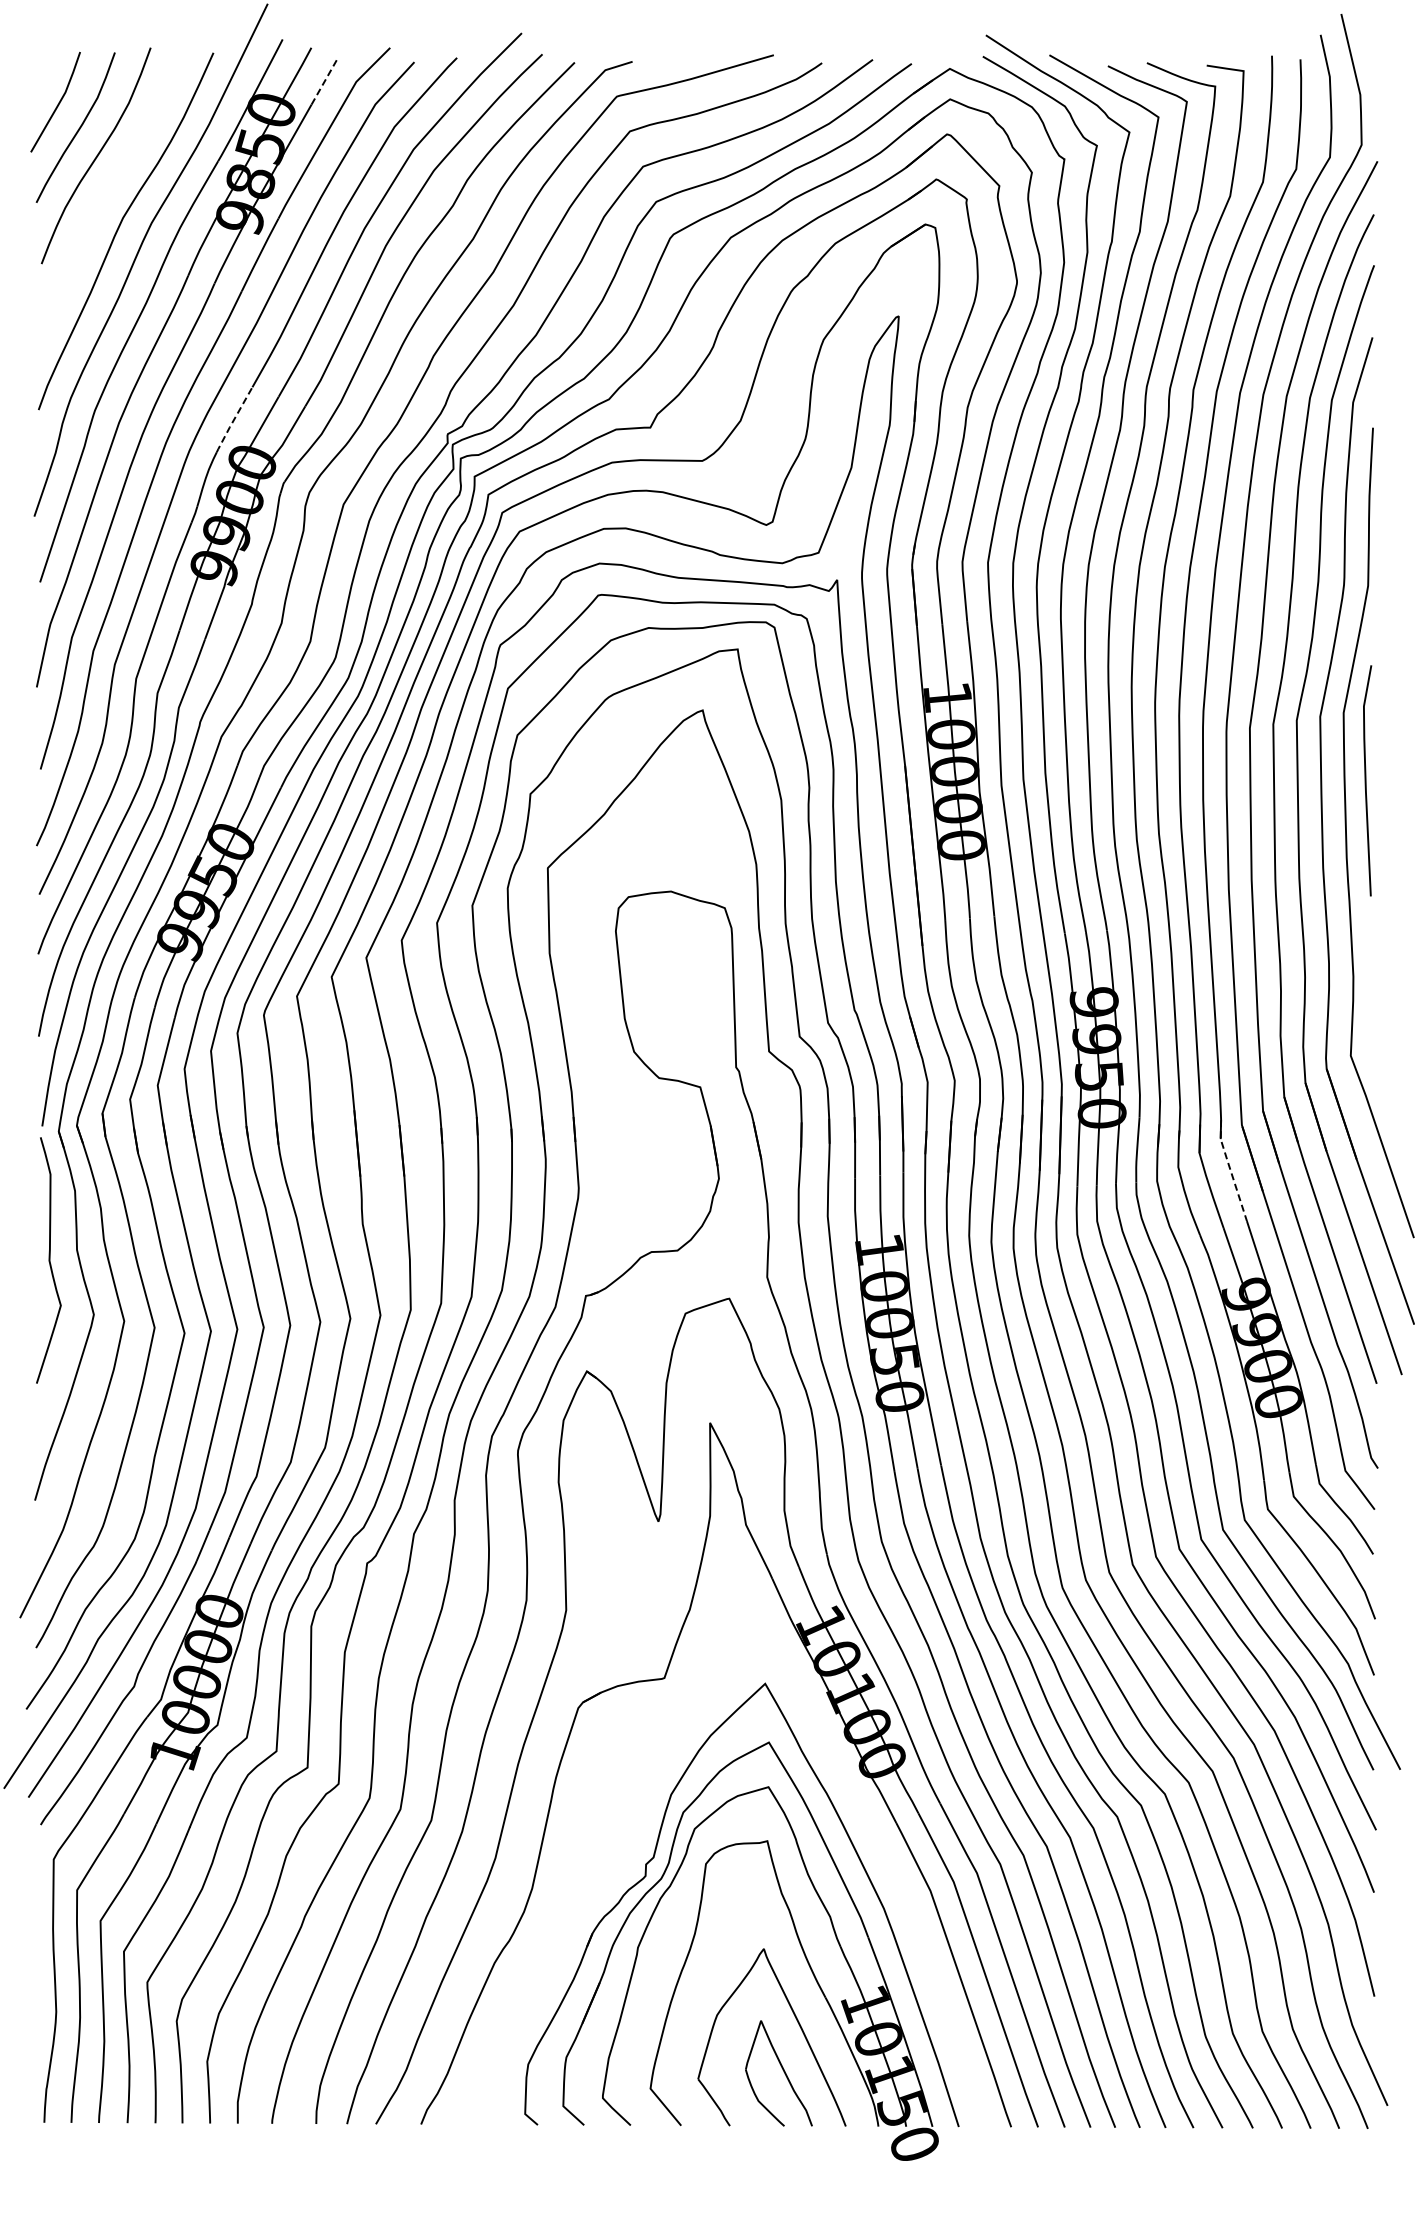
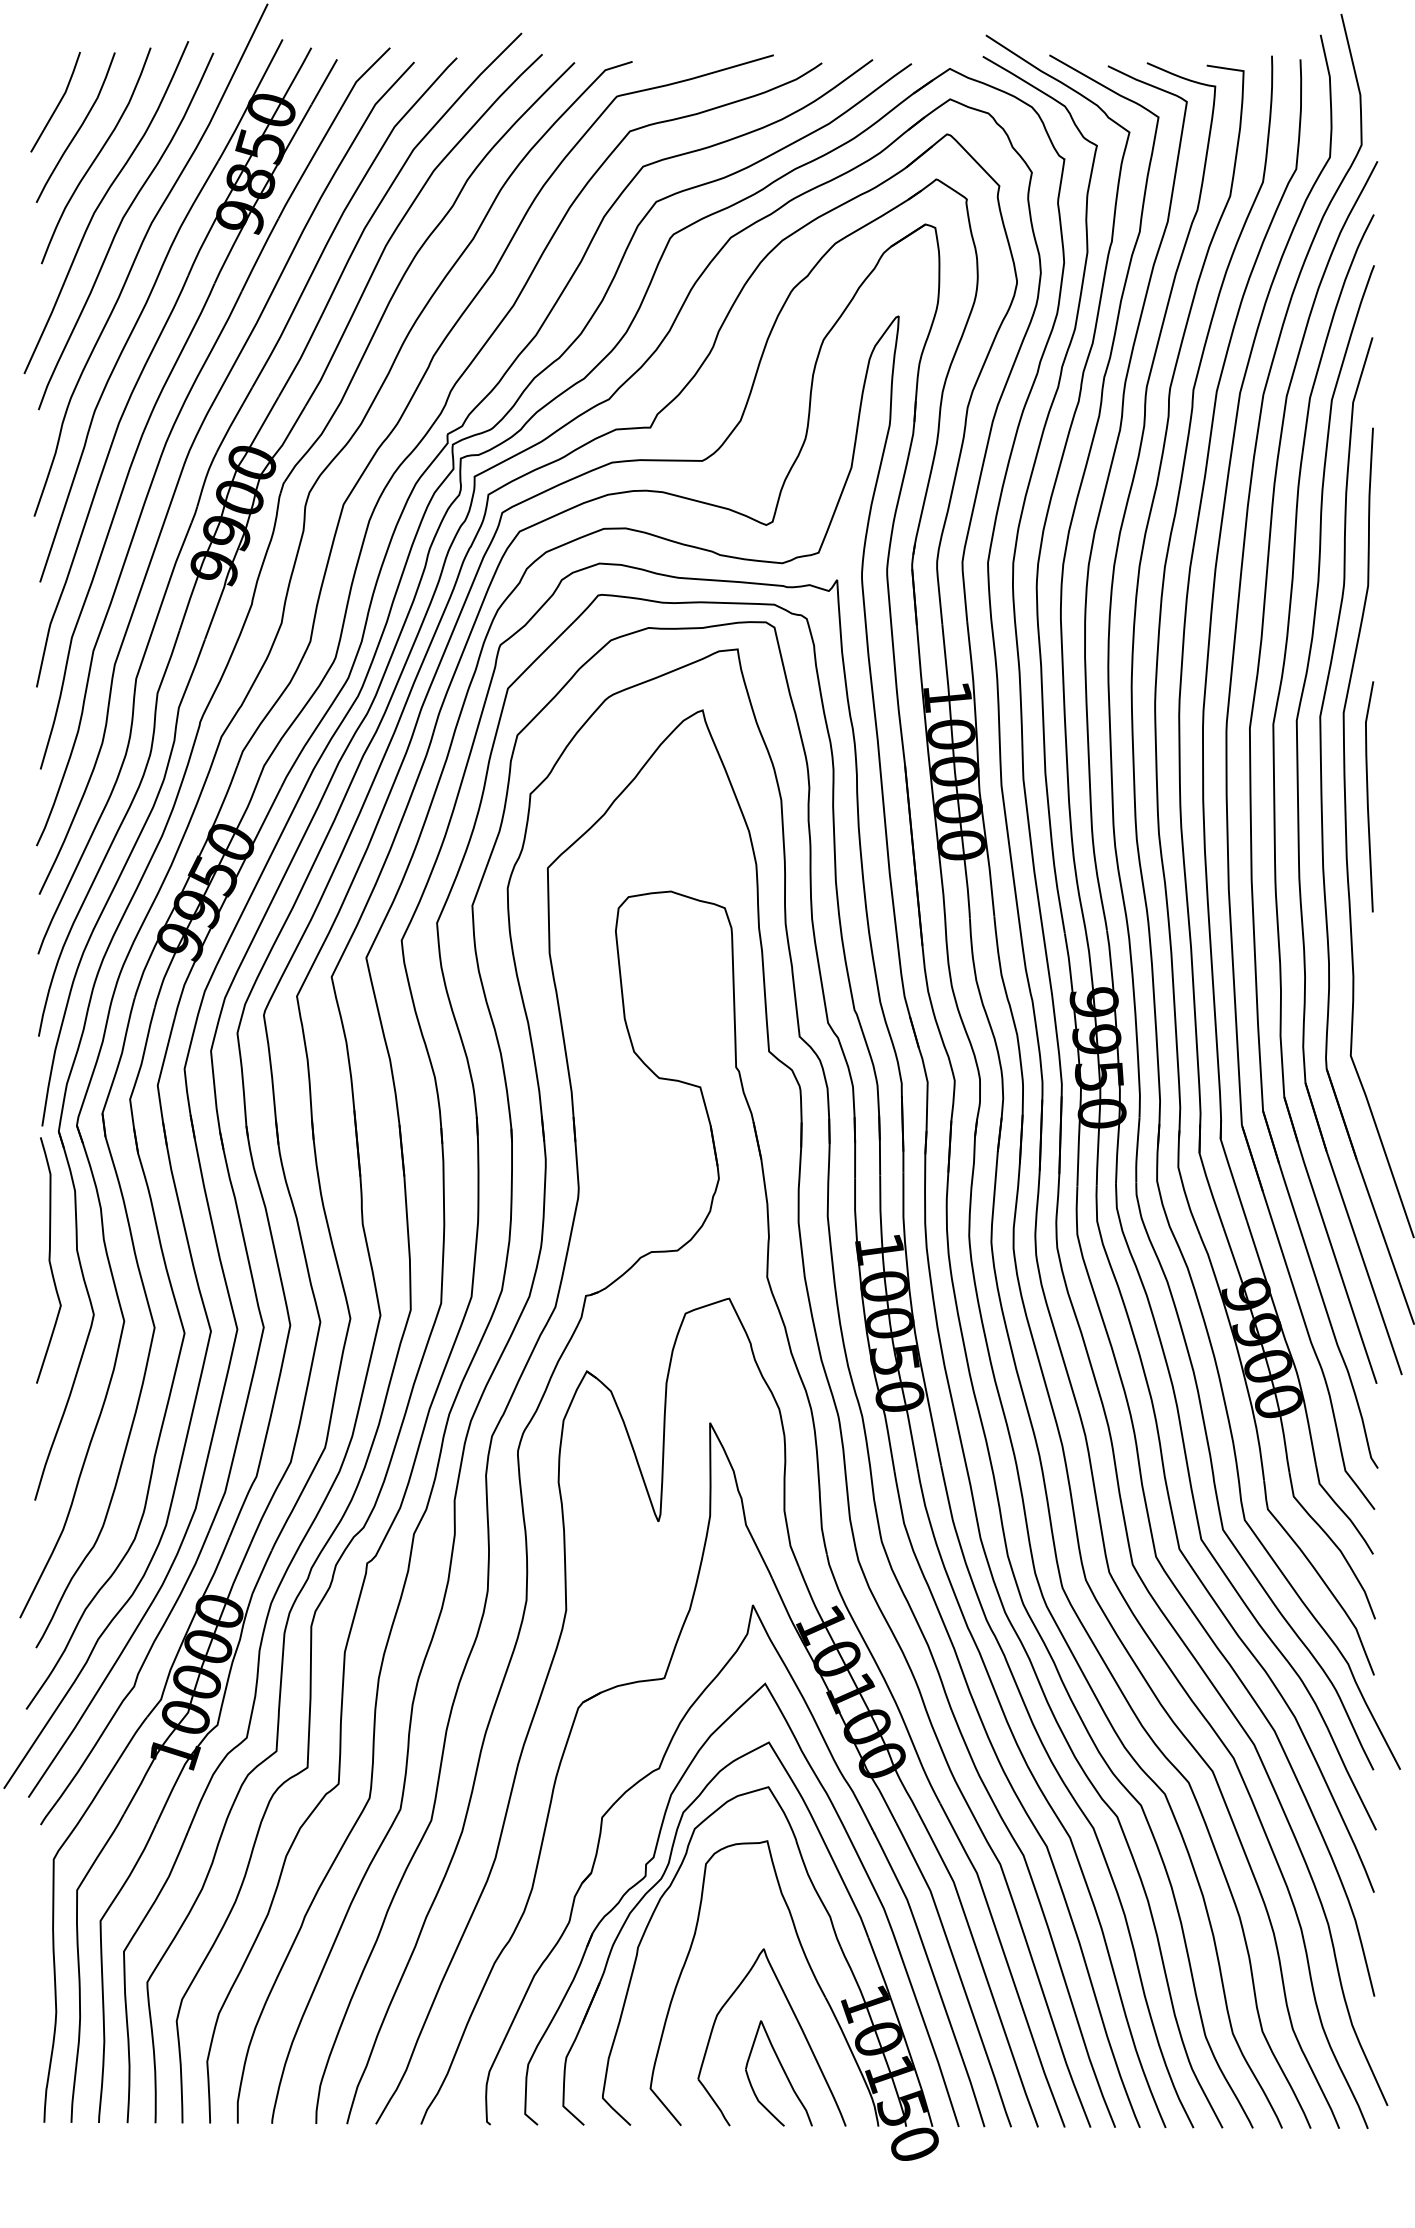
line: dashed -> solid (324, 82)
curve: none -> present (101, 203)
line: dashed -> solid (233, 420)
line position: (1366, 780) -> (1368, 796) (1368, 796)
line: dashed -> solid (1230, 1169)
part: none -> present (659, 1769)
